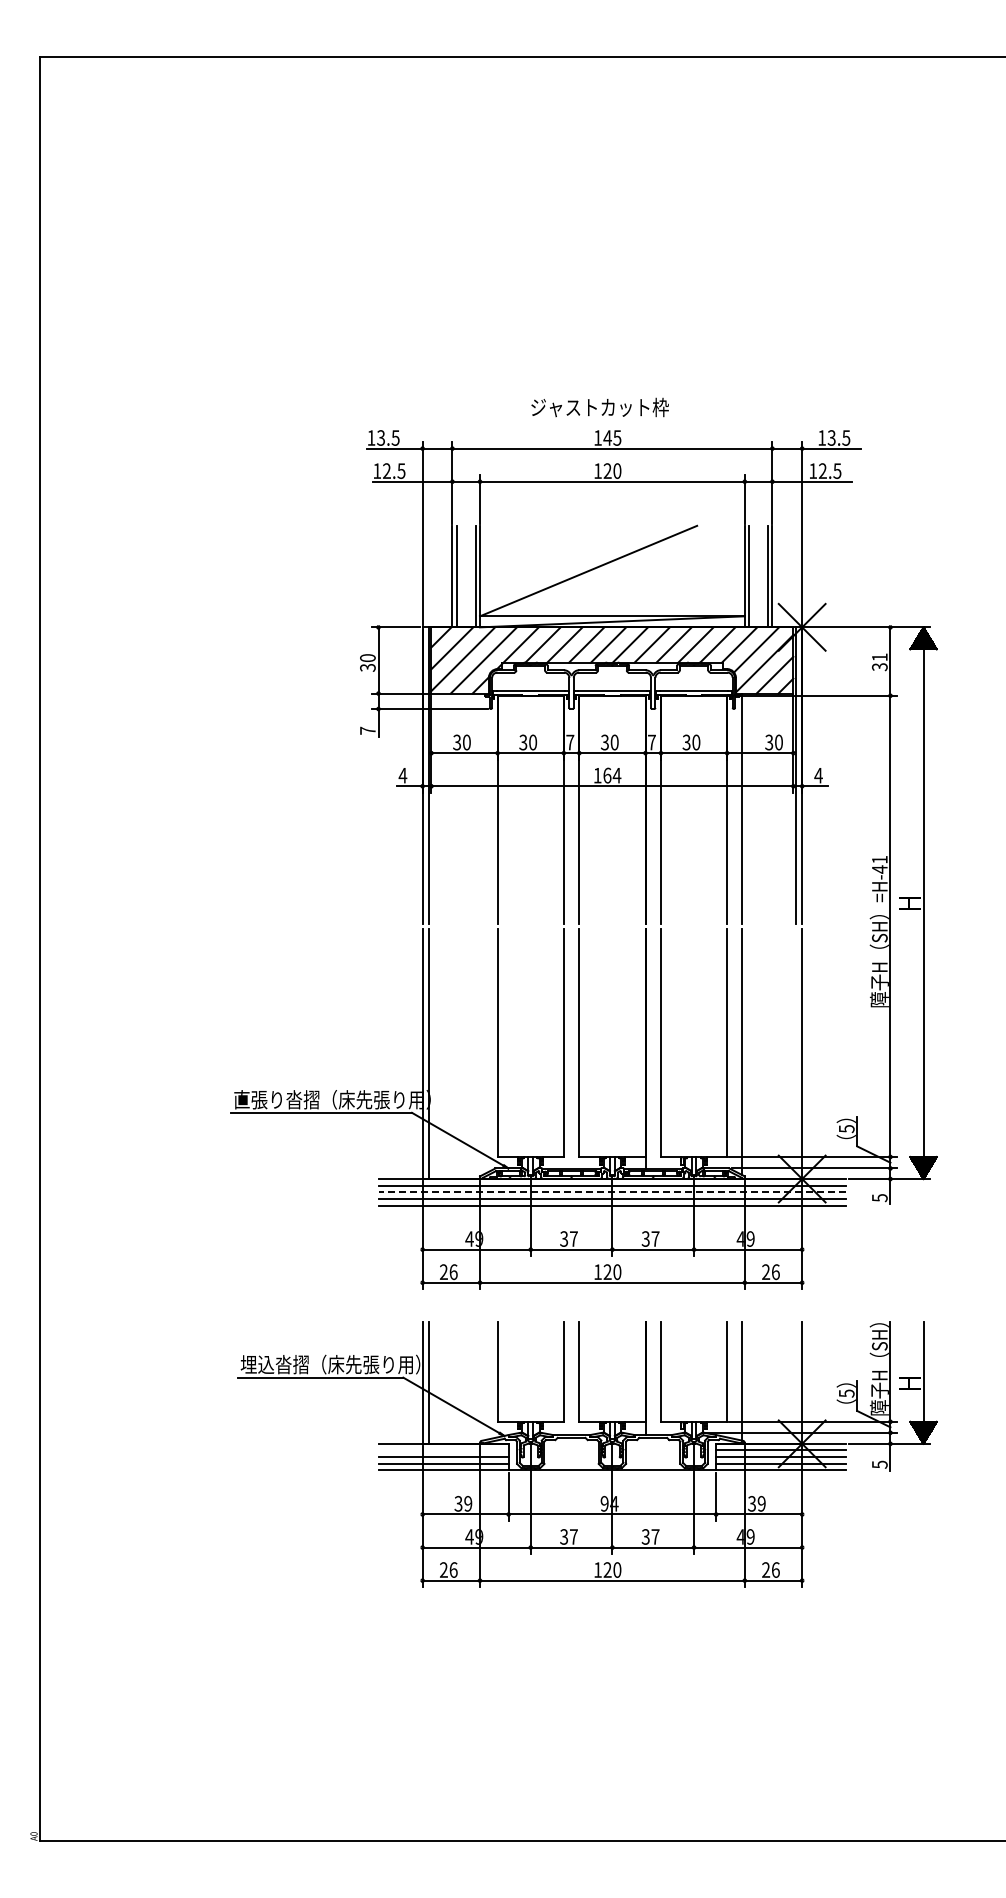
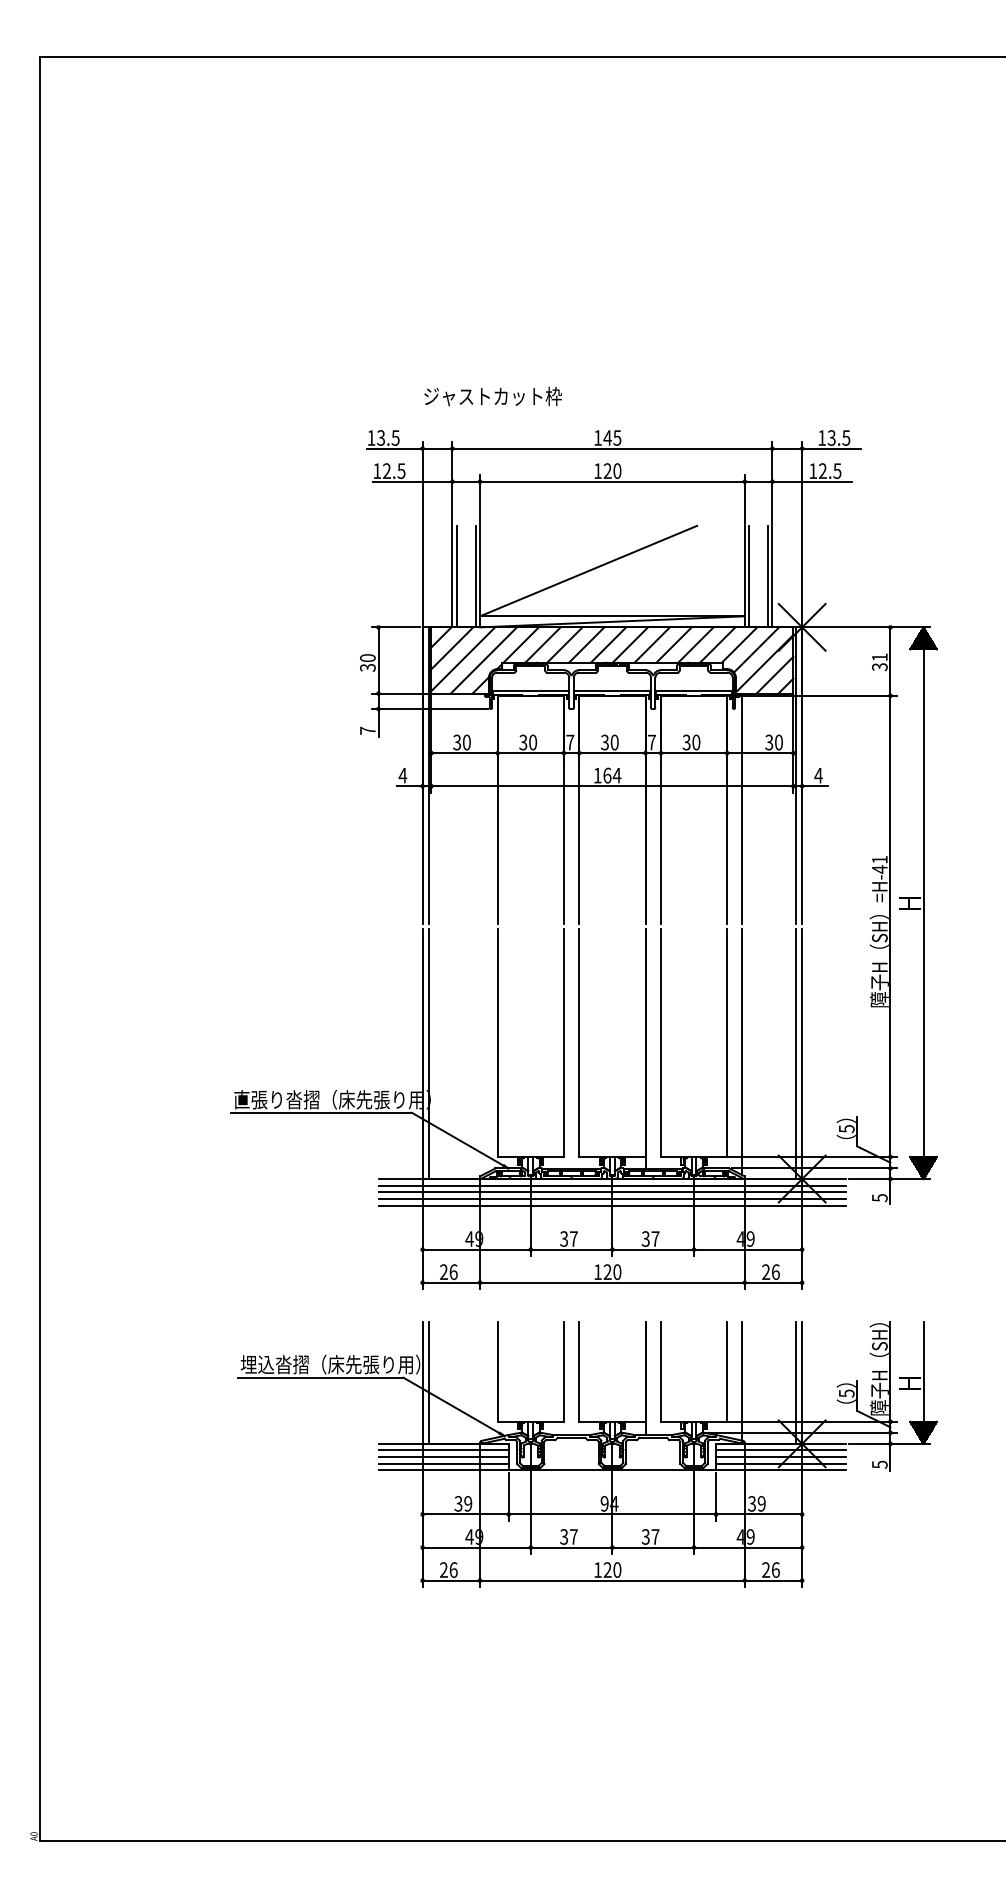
text position: (599, 407) -> (492, 396) (492, 396)
line: none -> present (795, 1053)
line: dashed -> solid (612, 1192)
line: none -> present (795, 1382)
line: none -> present (443, 1450)
